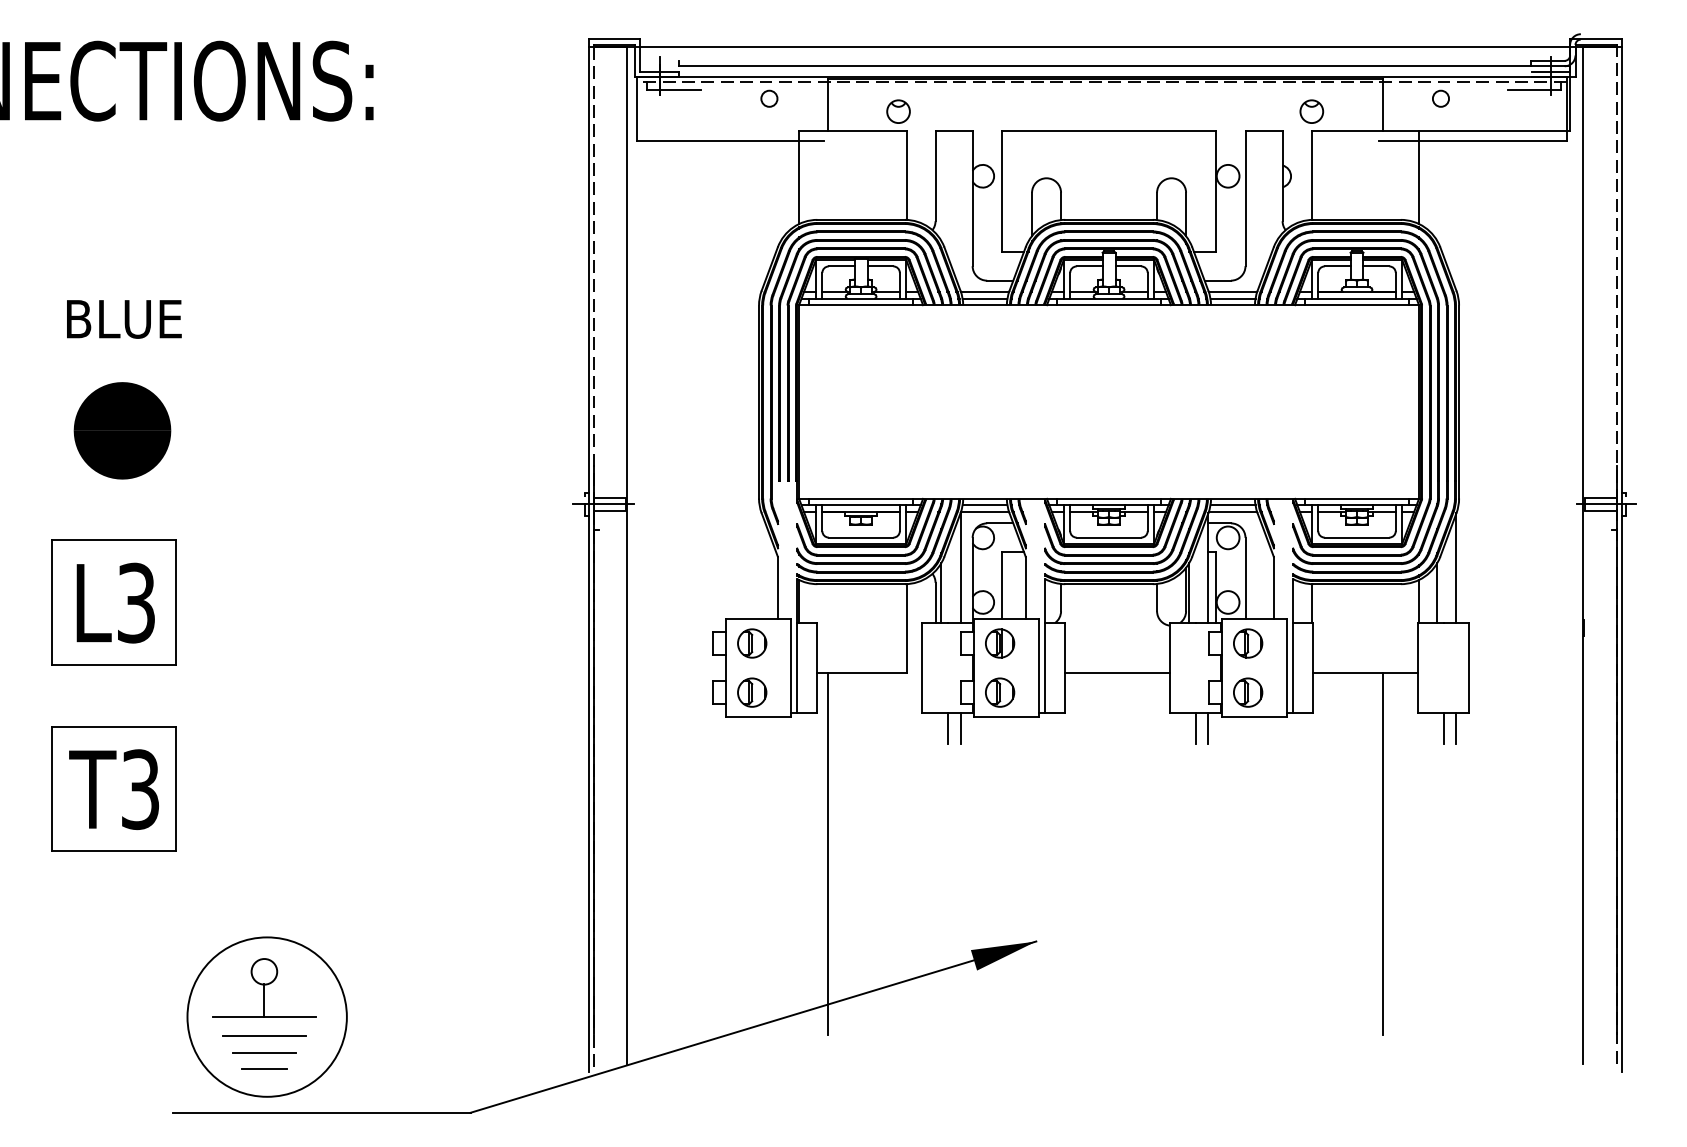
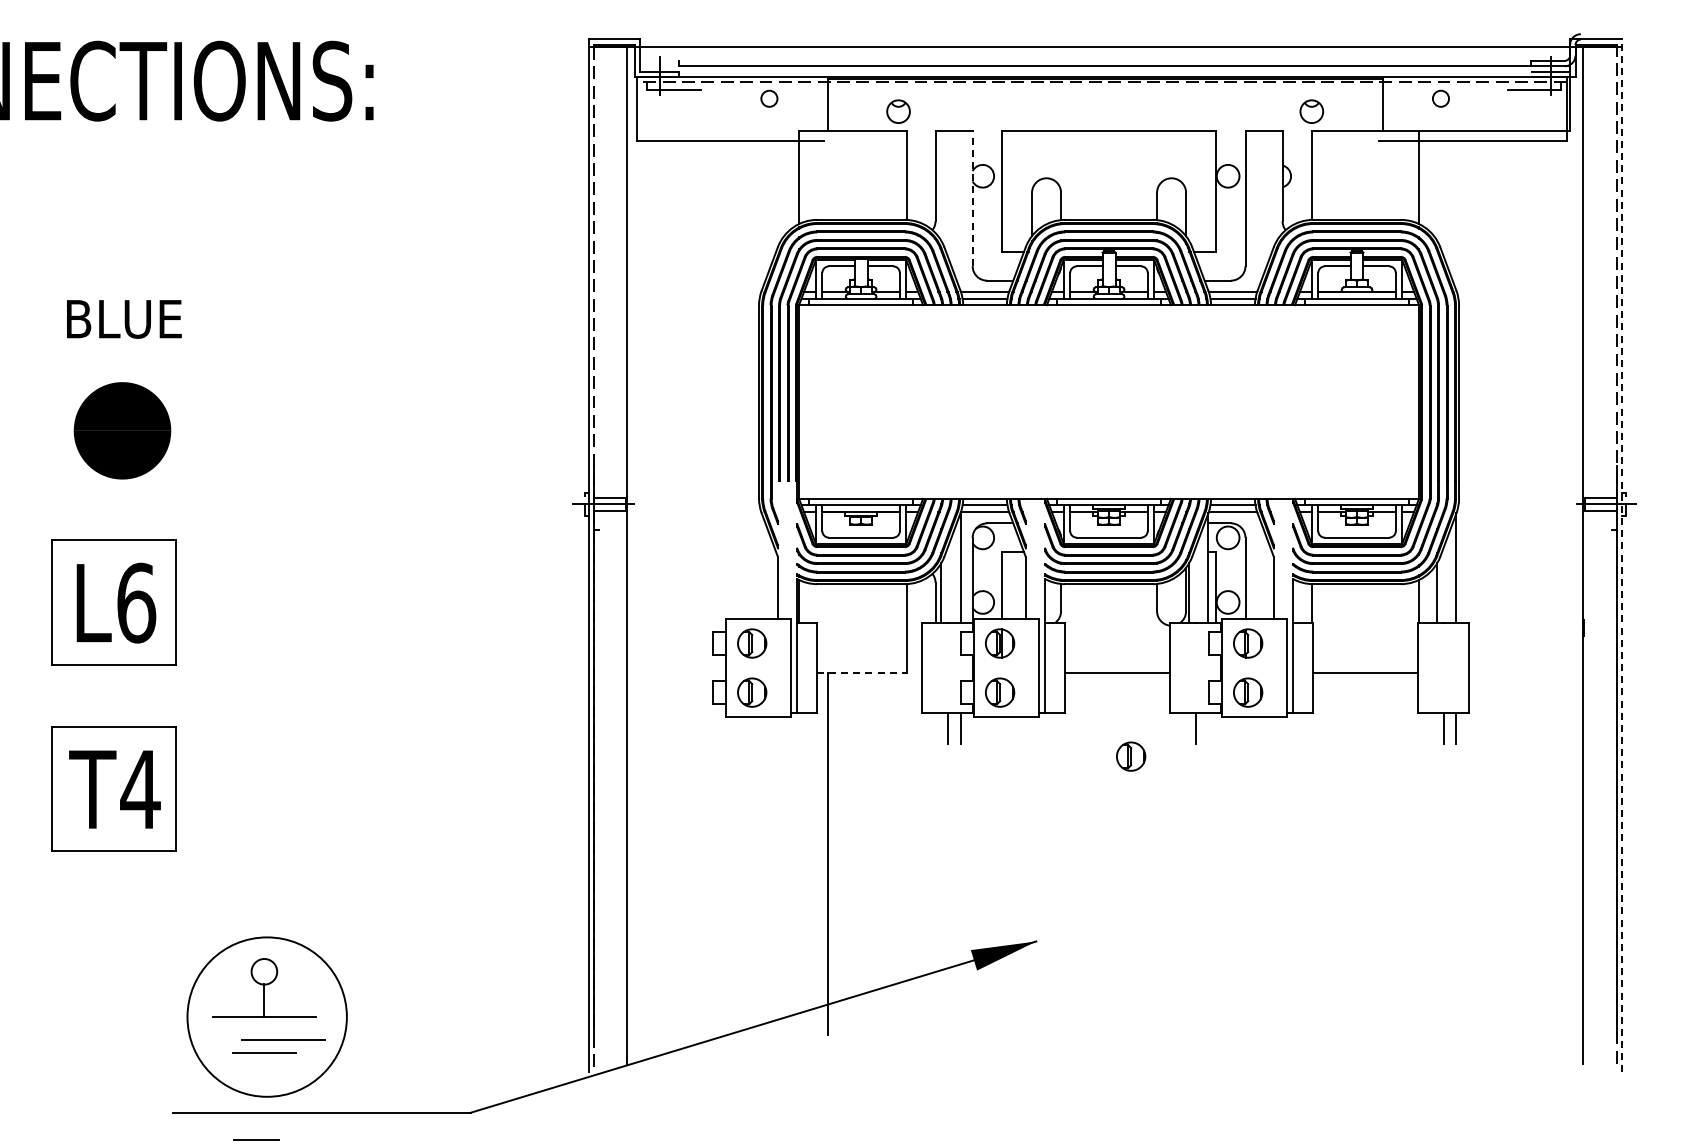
line: solid -> dashed (972, 198)
line: solid -> dashed (1622, 555)
text: L3 -> L6 (136, 602)
line: solid -> dashed (861, 673)
line: present -> none (1208, 728)
part: none -> present (1131, 756)
text: T3 -> T4 (140, 789)
line: present -> none (1382, 853)
line position: (264, 1035) -> (283, 1039) (283, 1039)
line position: (264, 1068) -> (256, 1139) (256, 1139)
